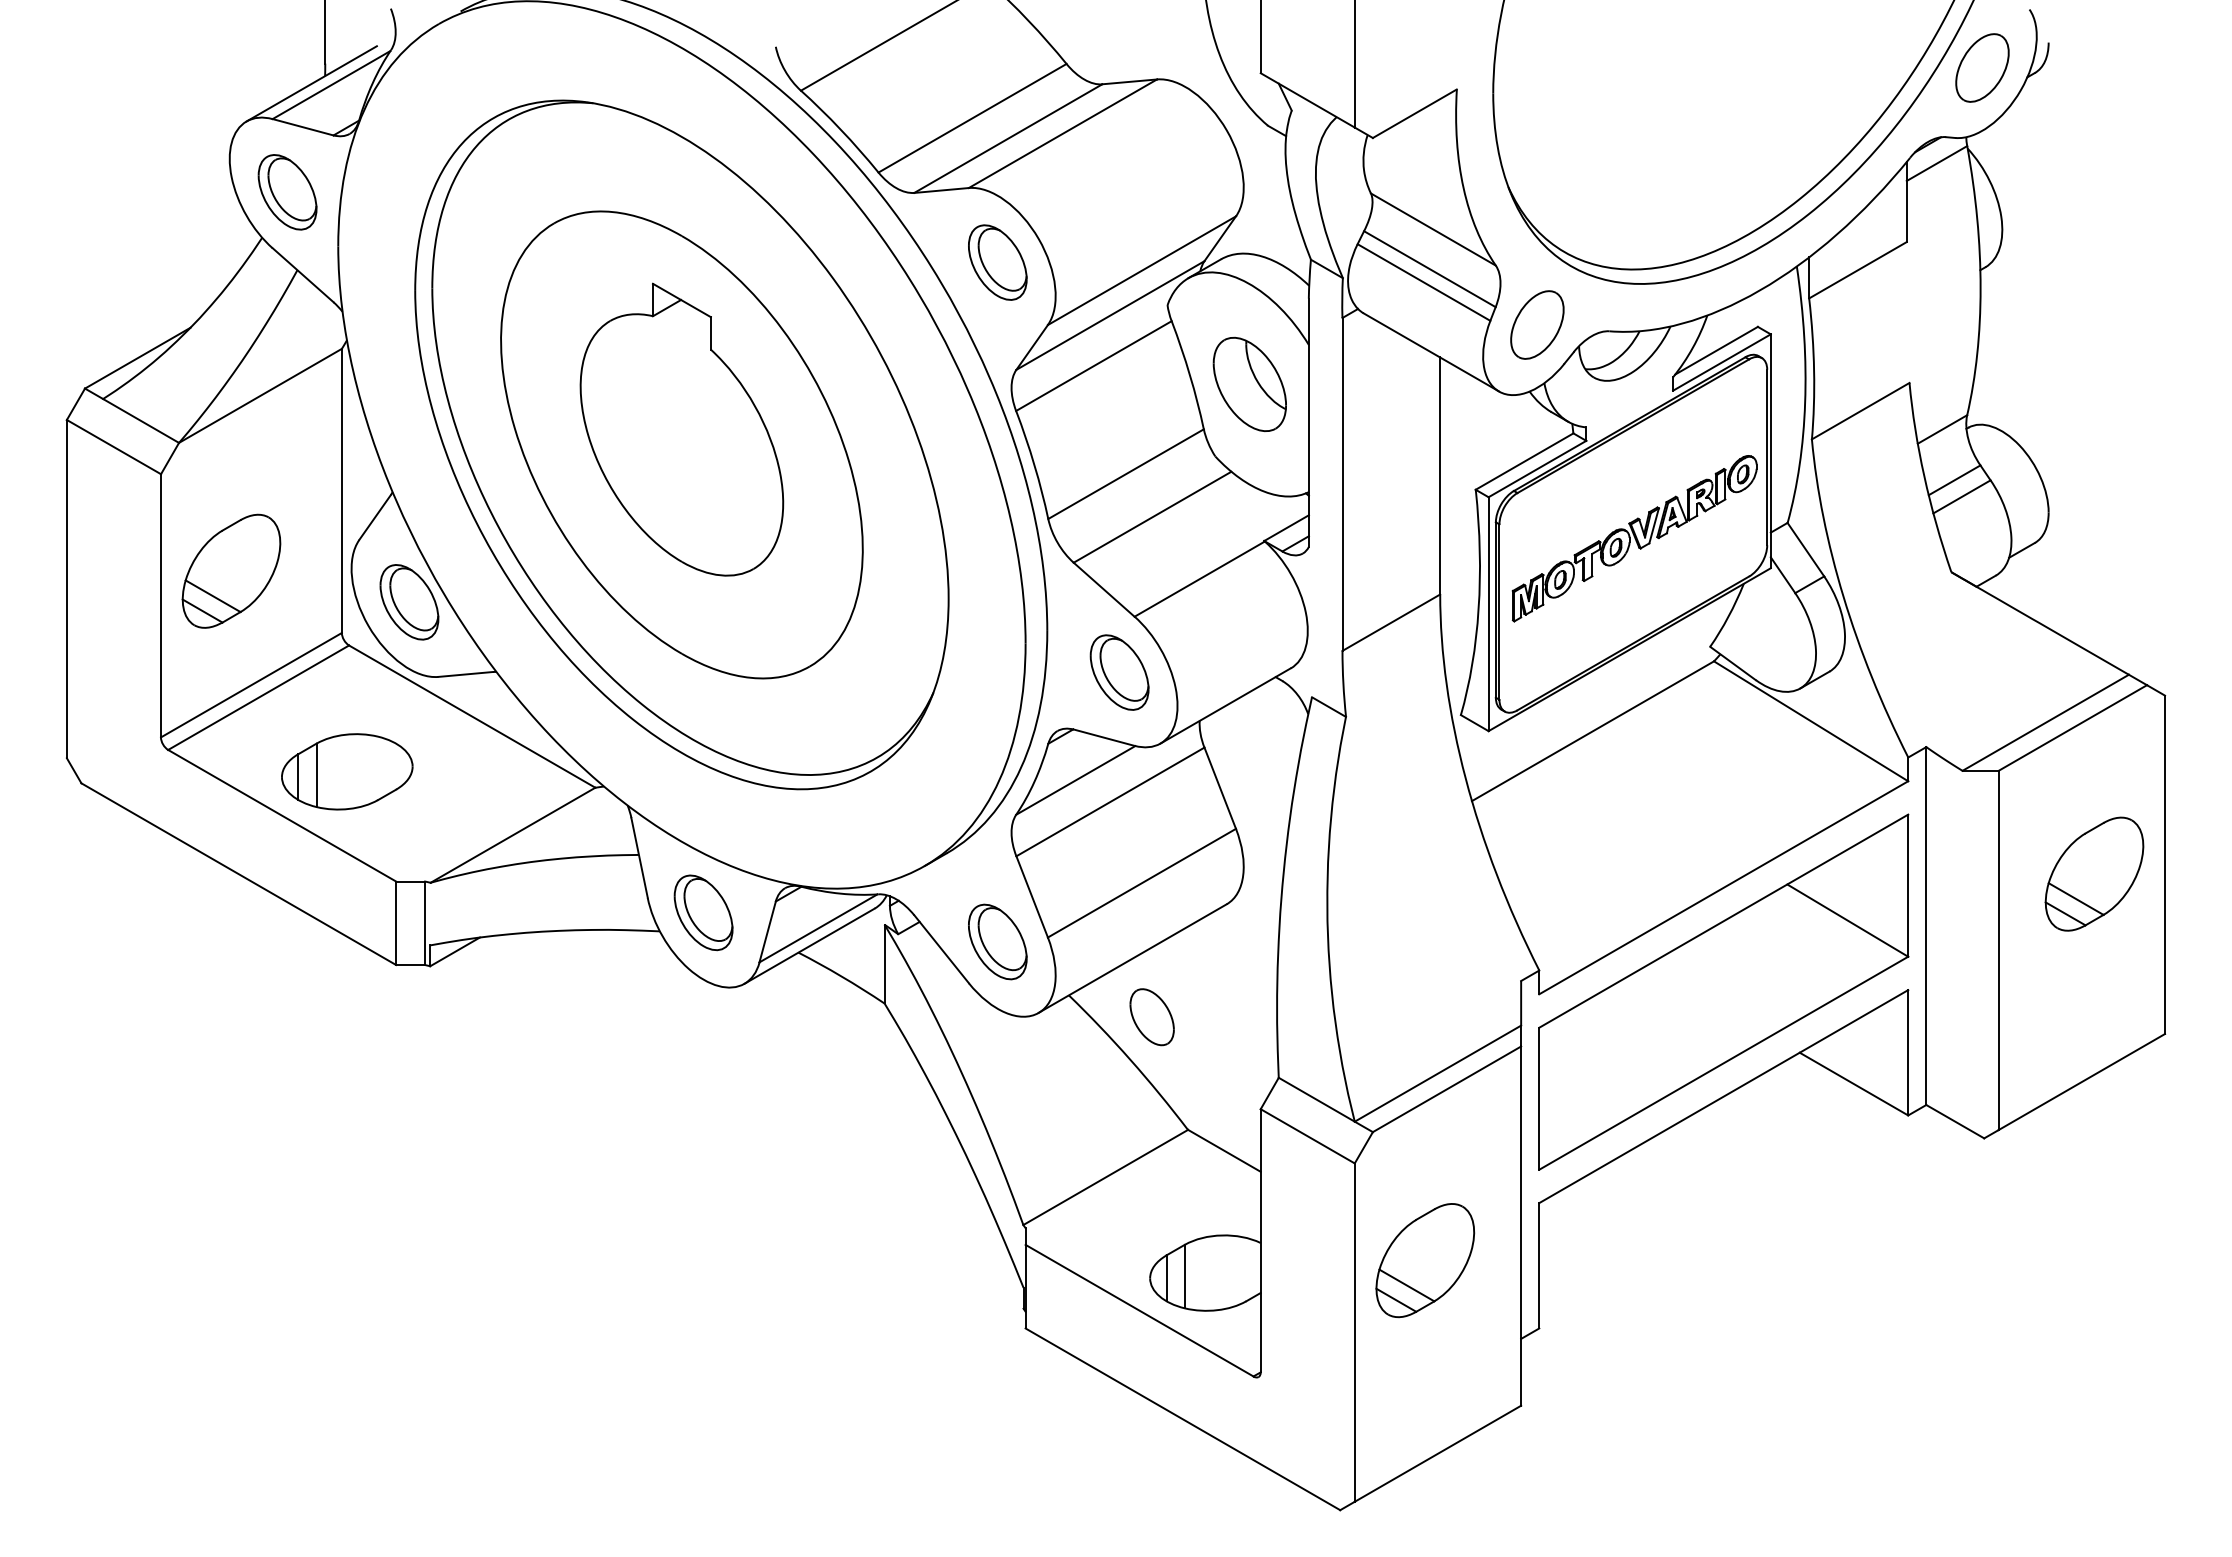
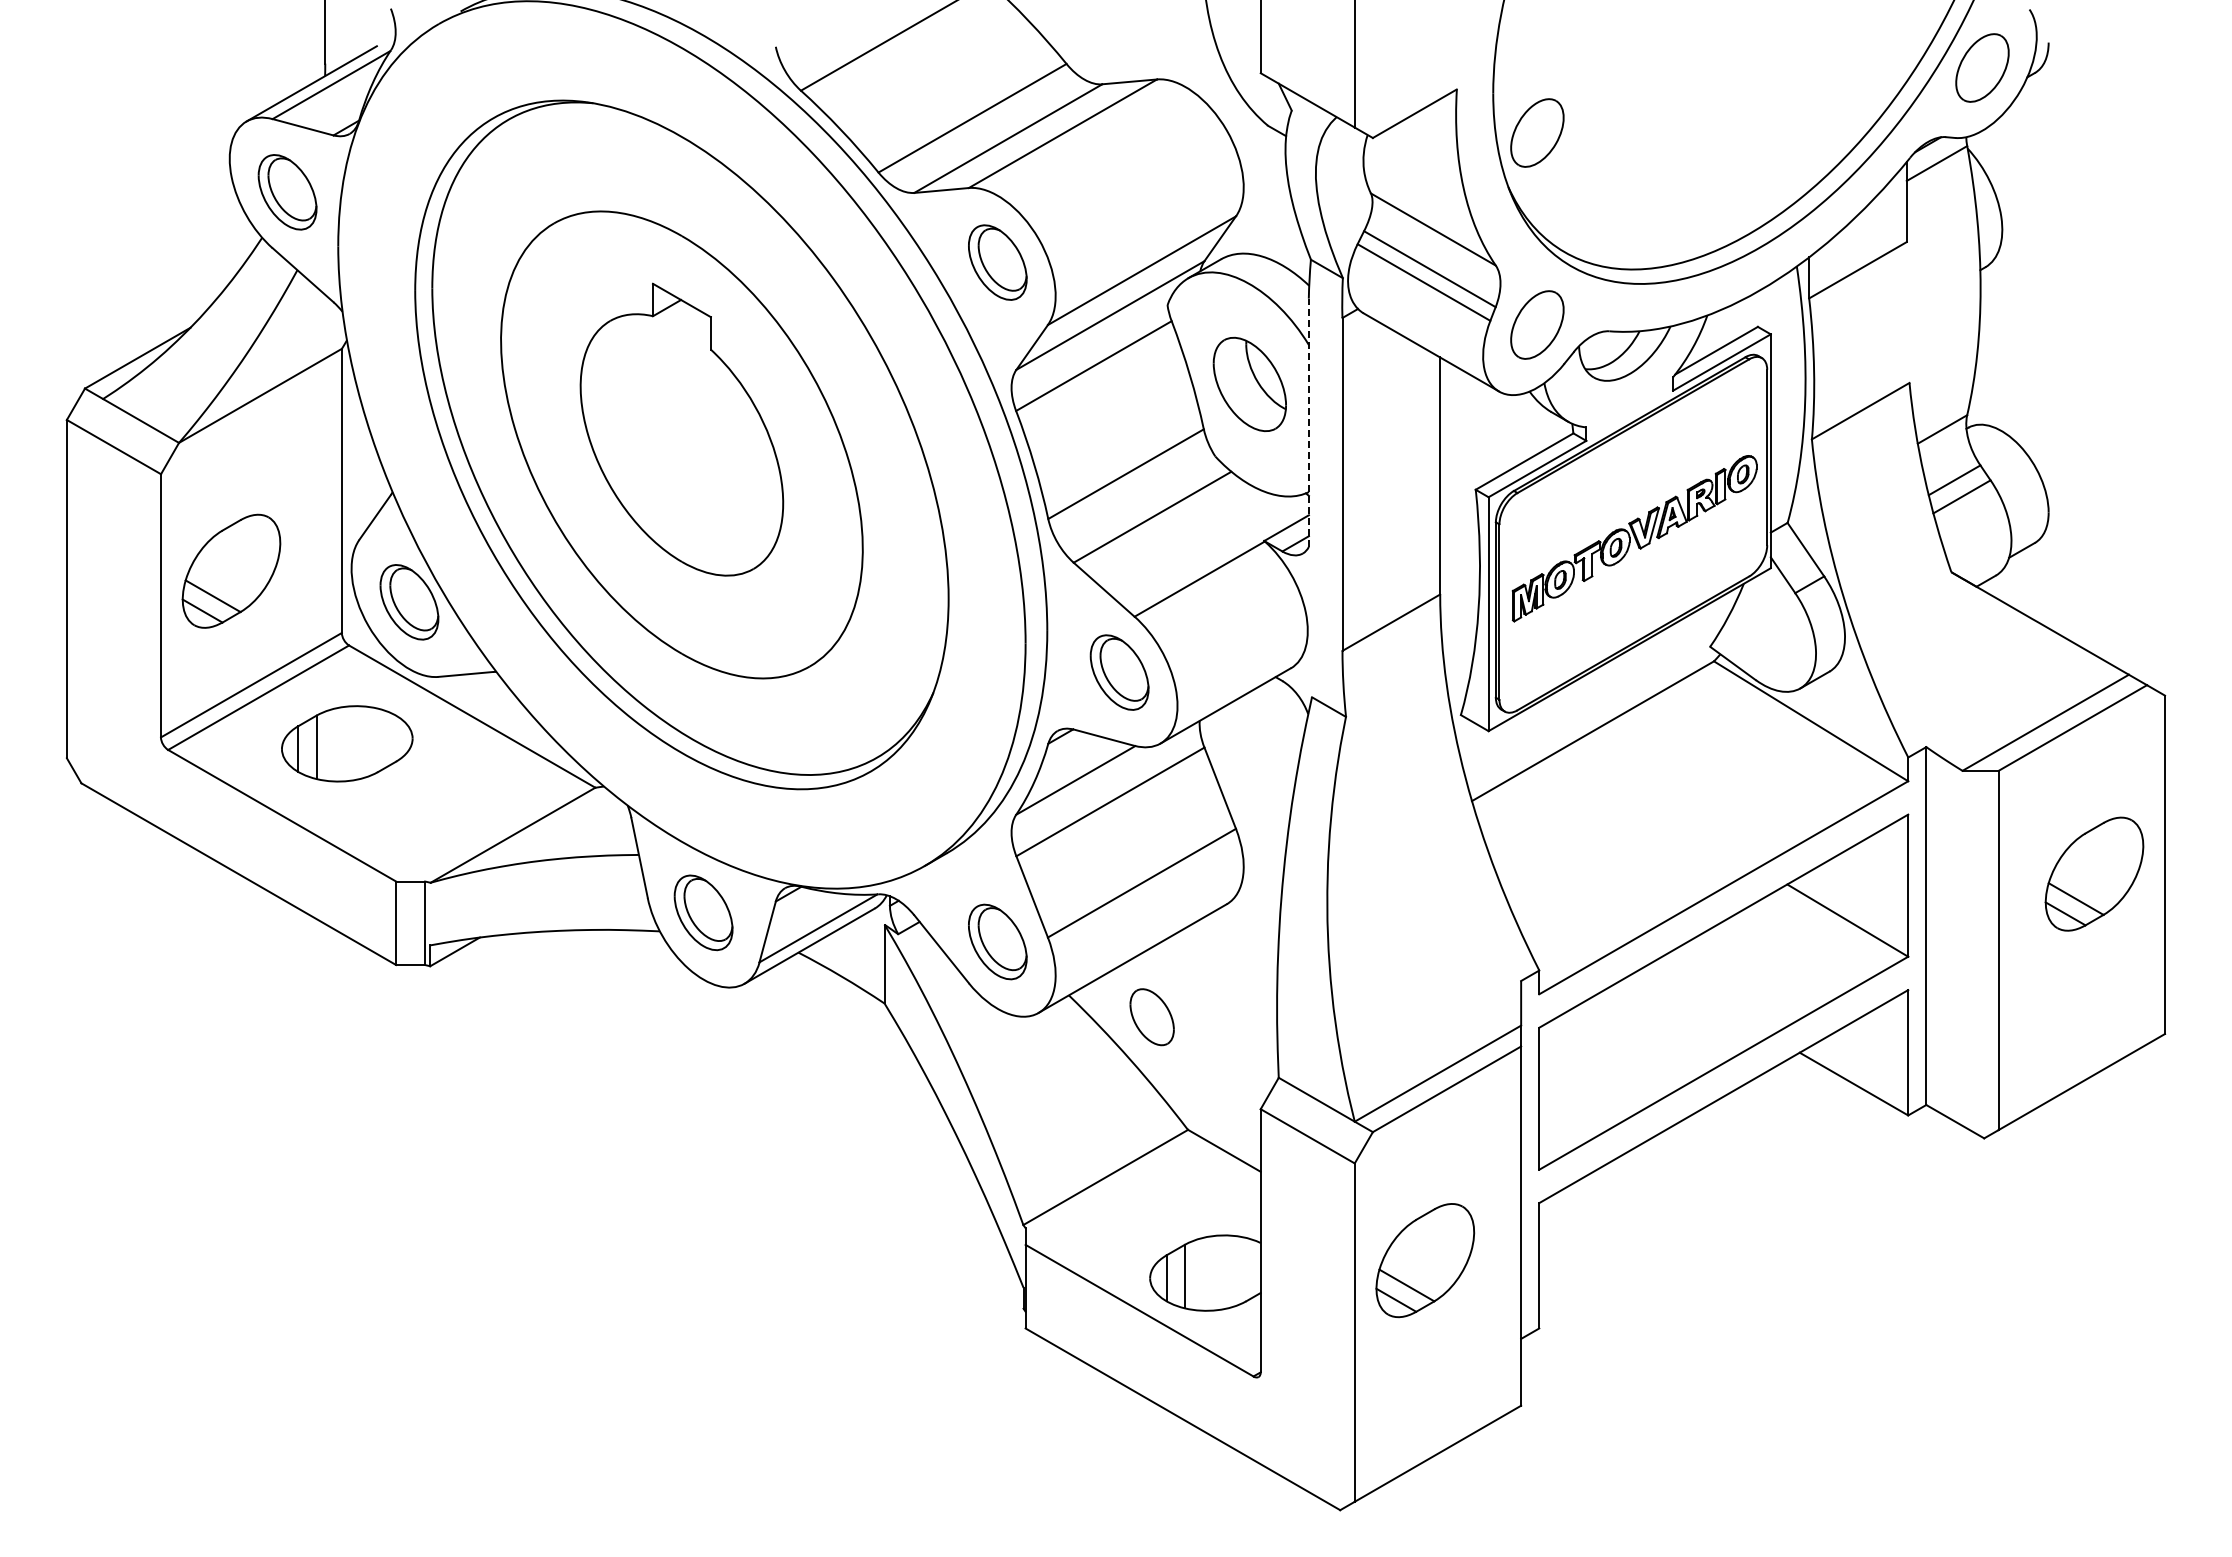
part: none -> present (1537, 132)
line: solid -> dashed (1308, 422)
part position: (347, 771) -> (347, 743) (347, 743)
